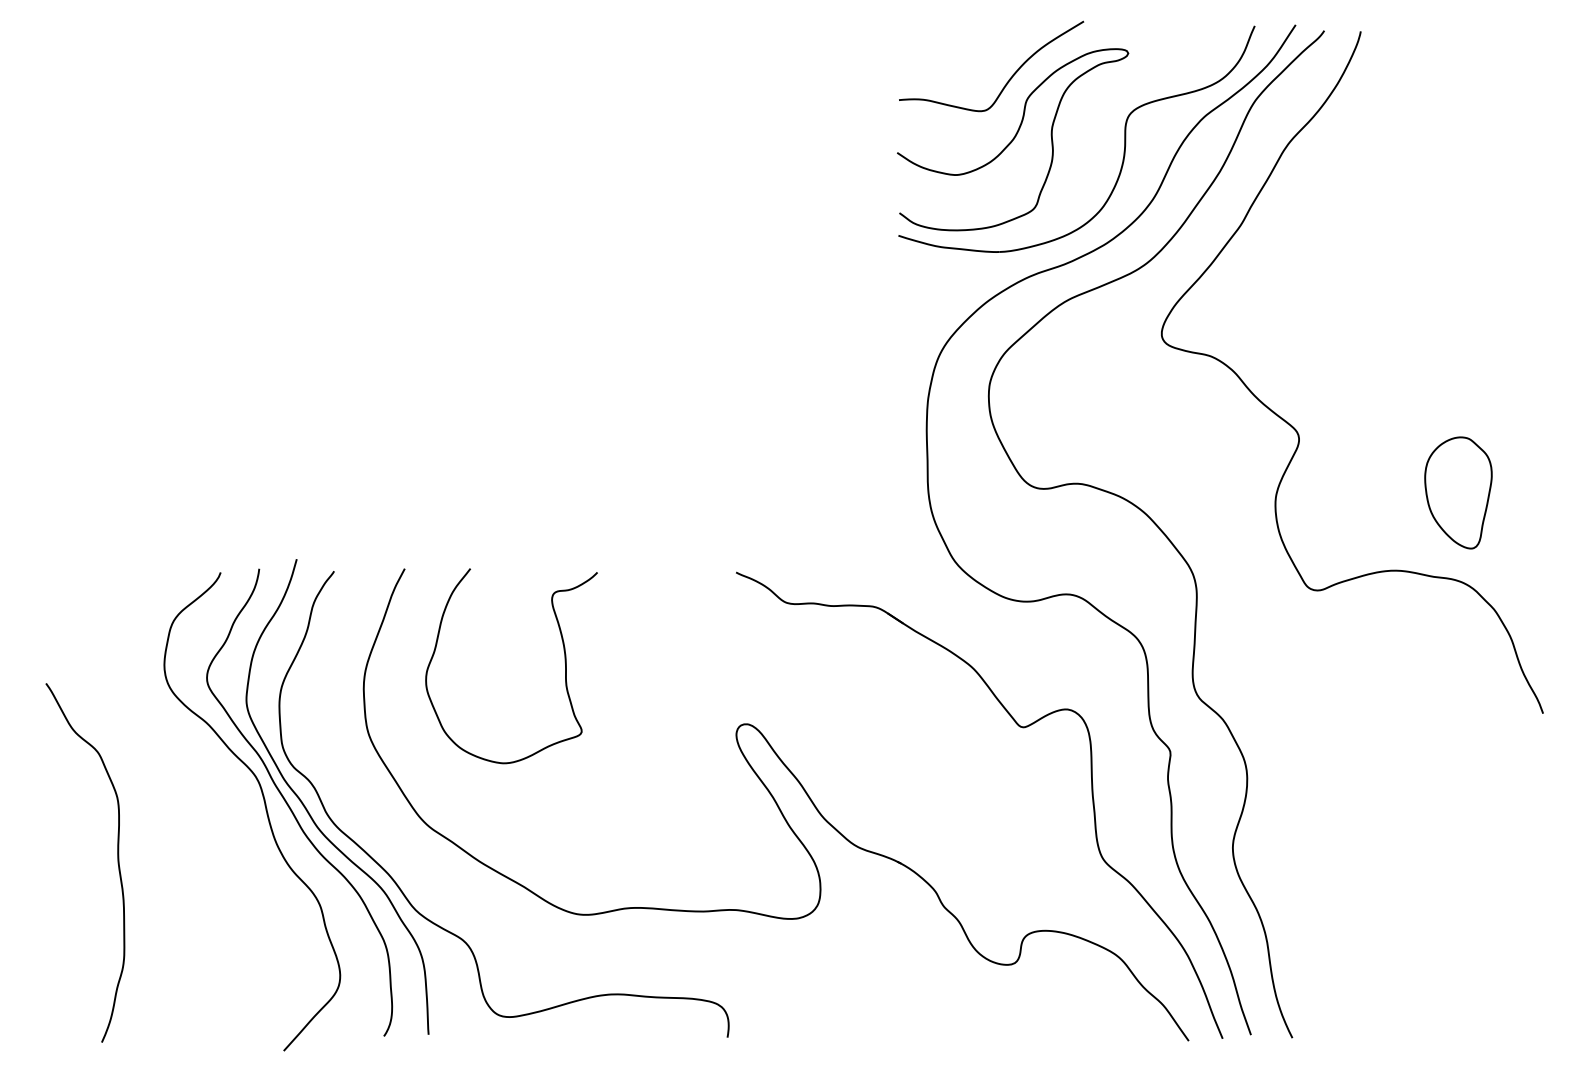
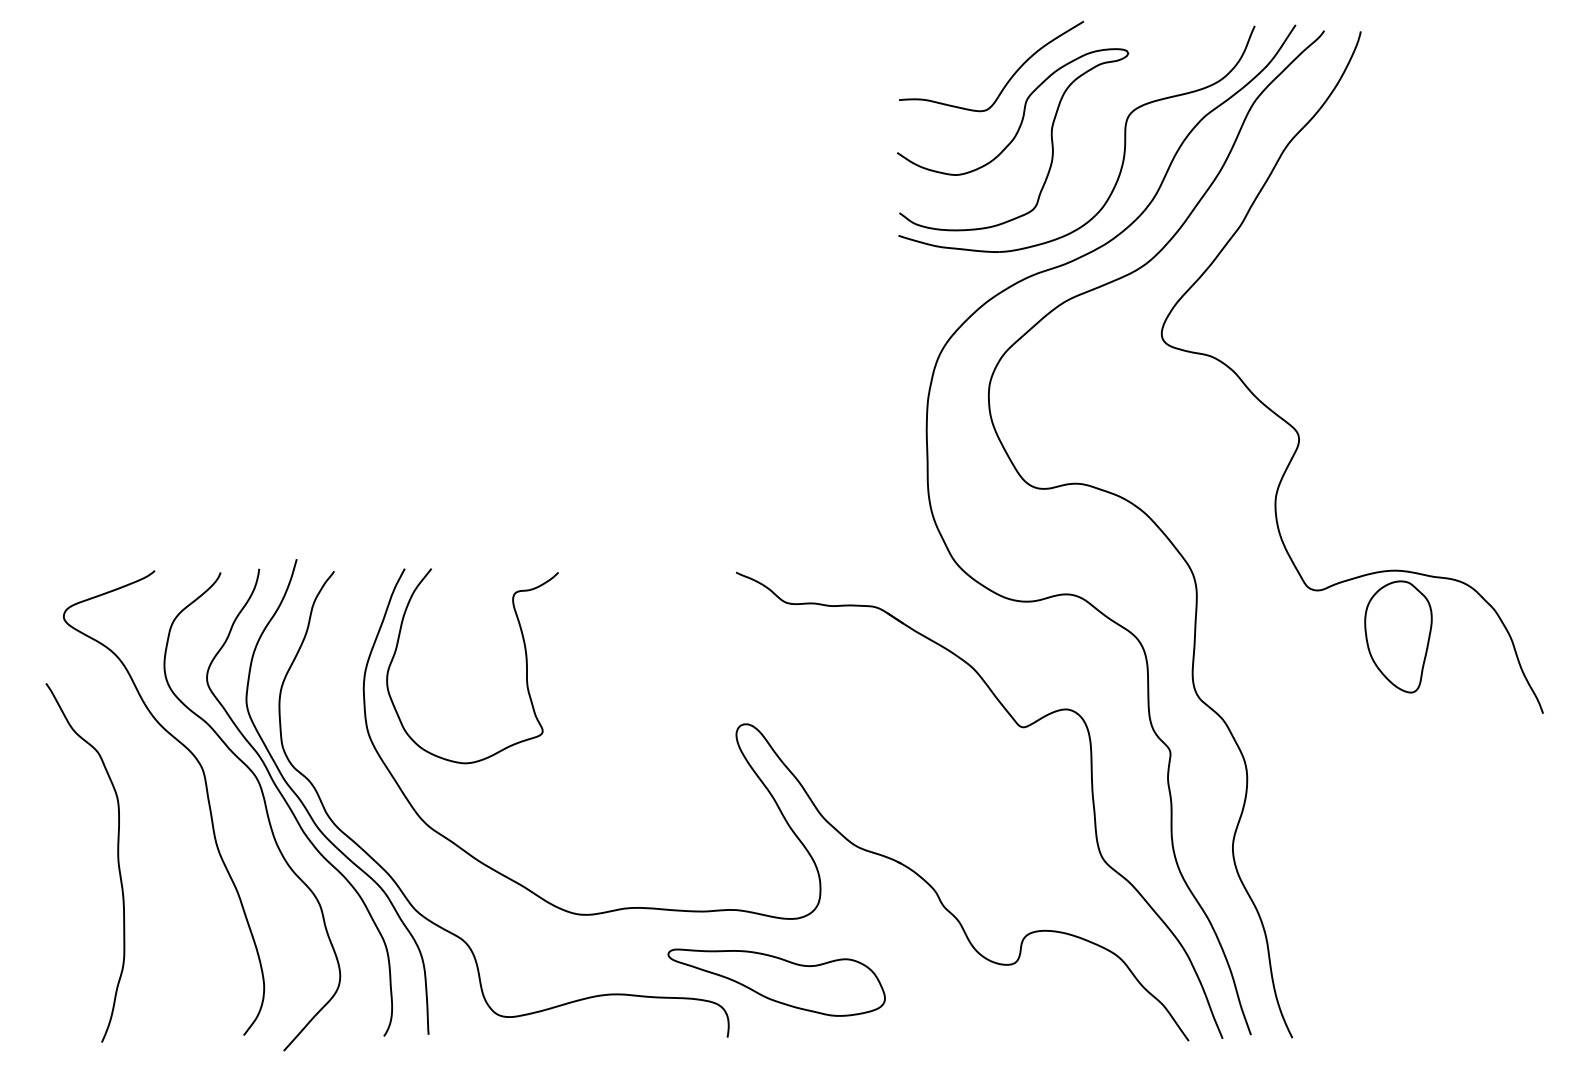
part position: (1458, 492) -> (1398, 636) (1398, 636)
curve position: (564, 662) -> (525, 662) (525, 662)
curve: none -> present (206, 795)
part: none -> present (776, 982)
